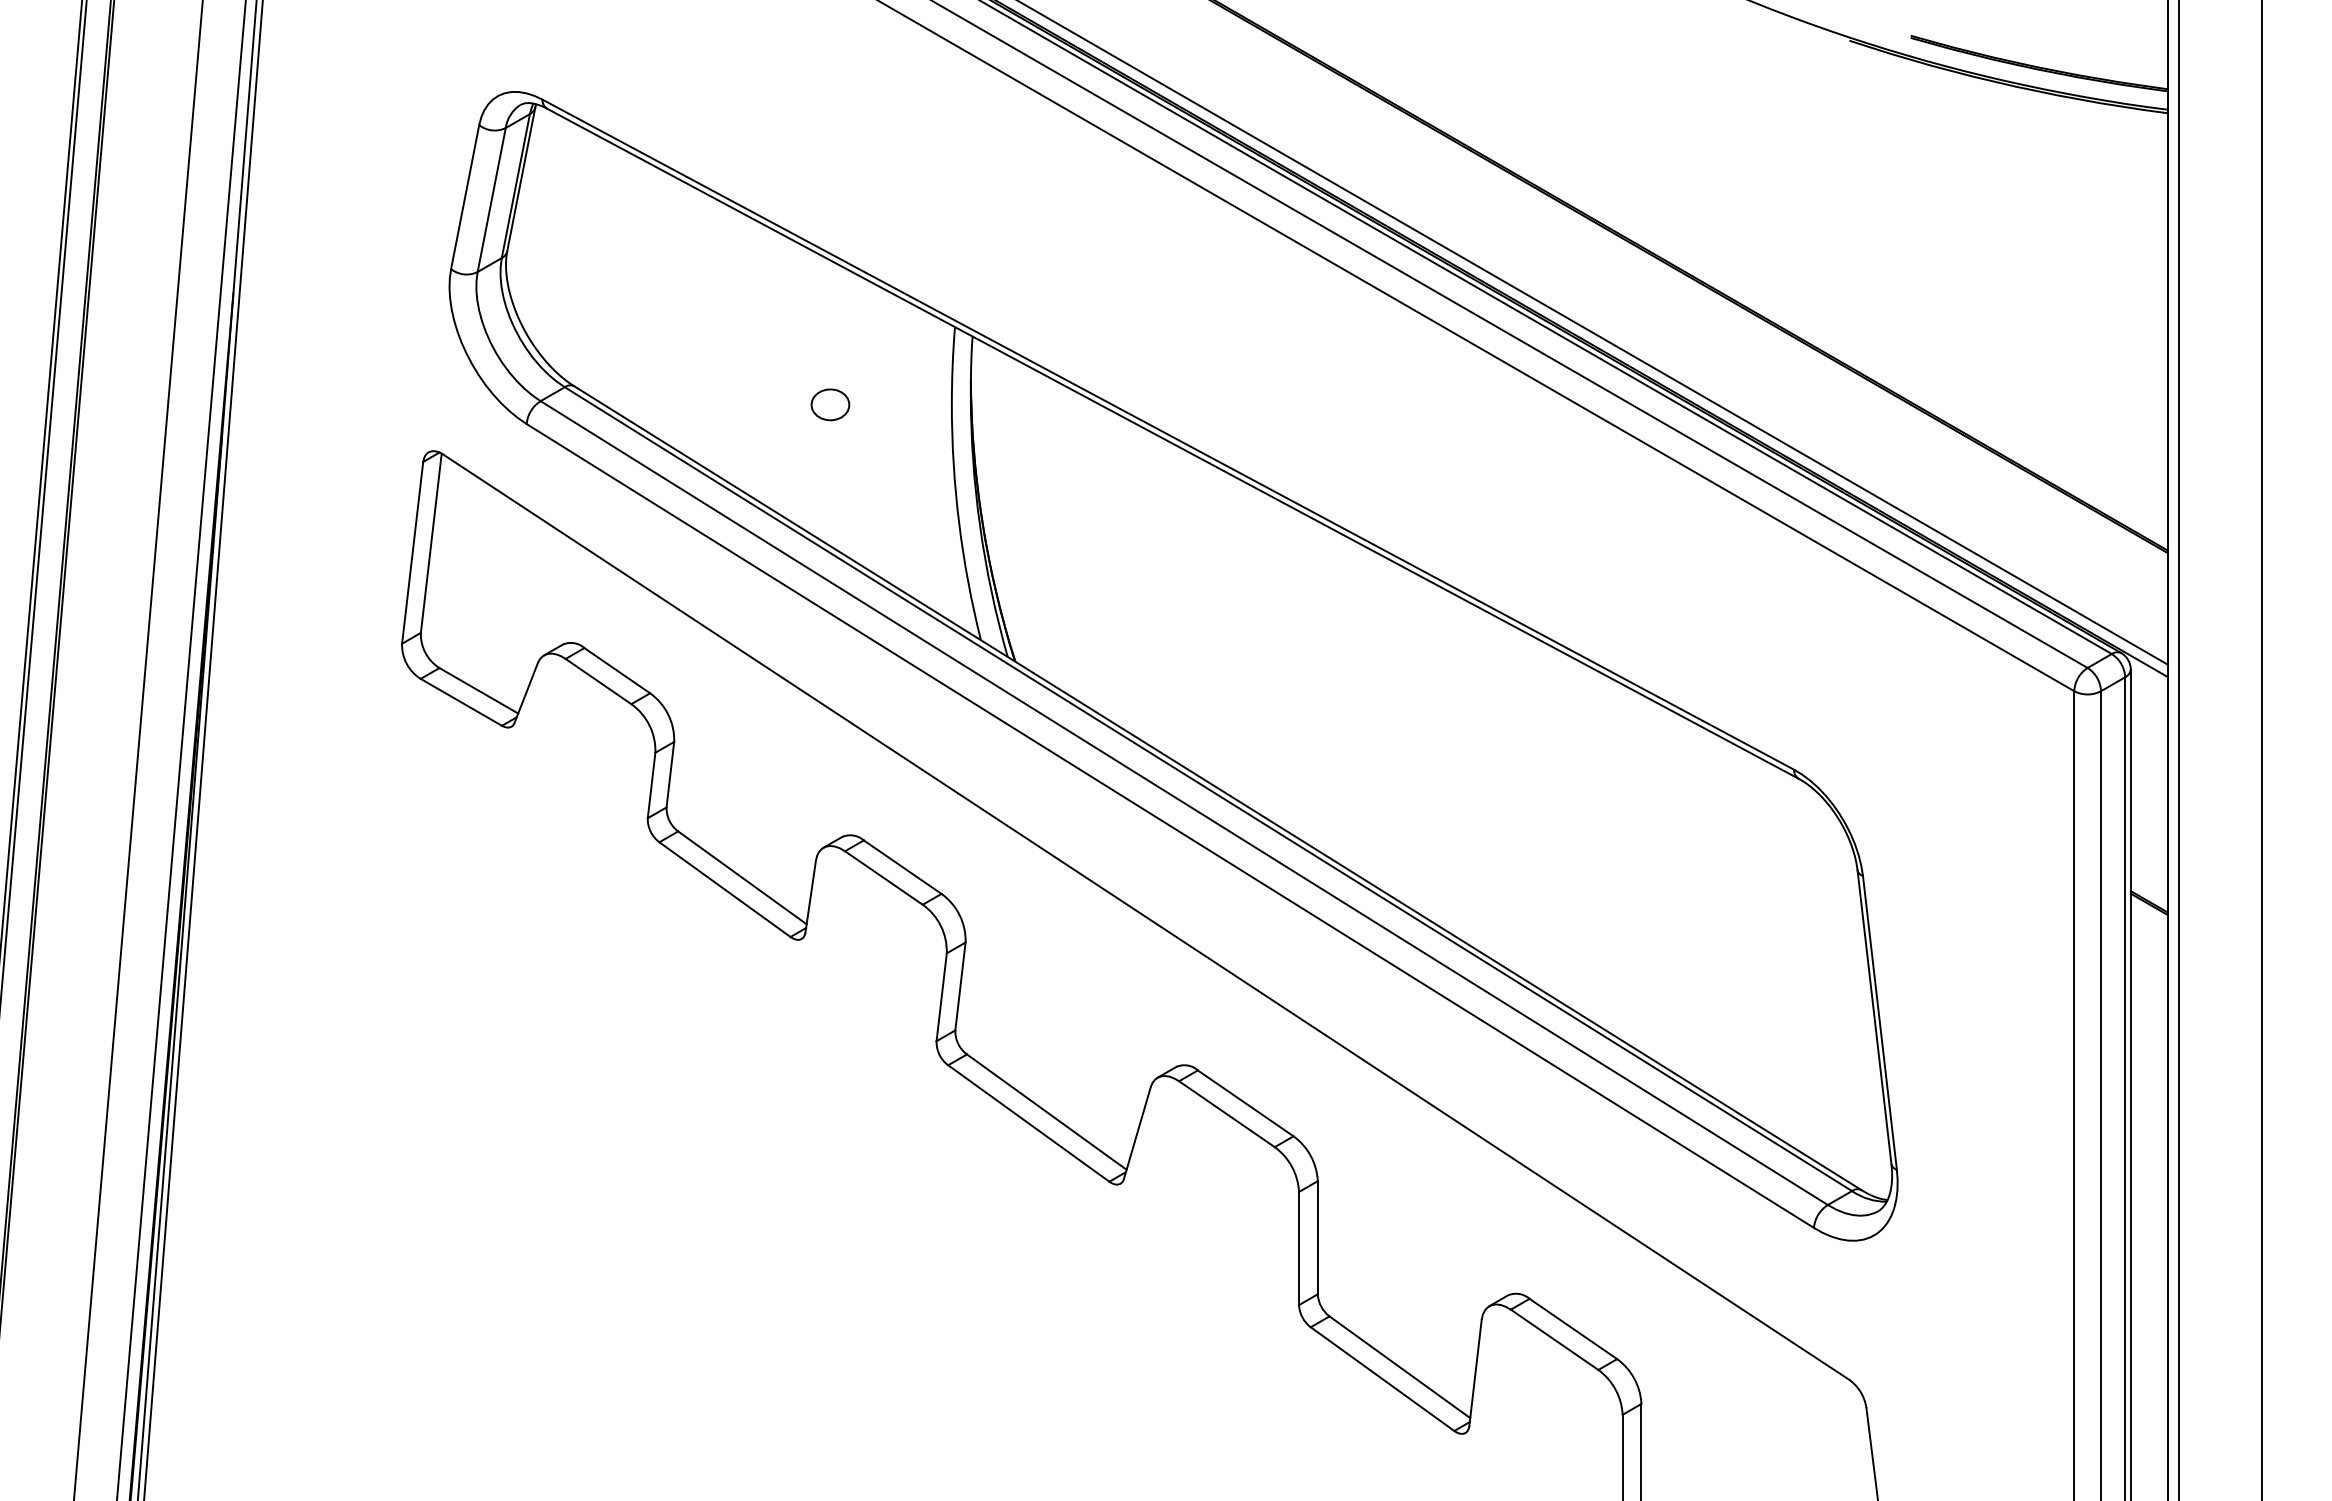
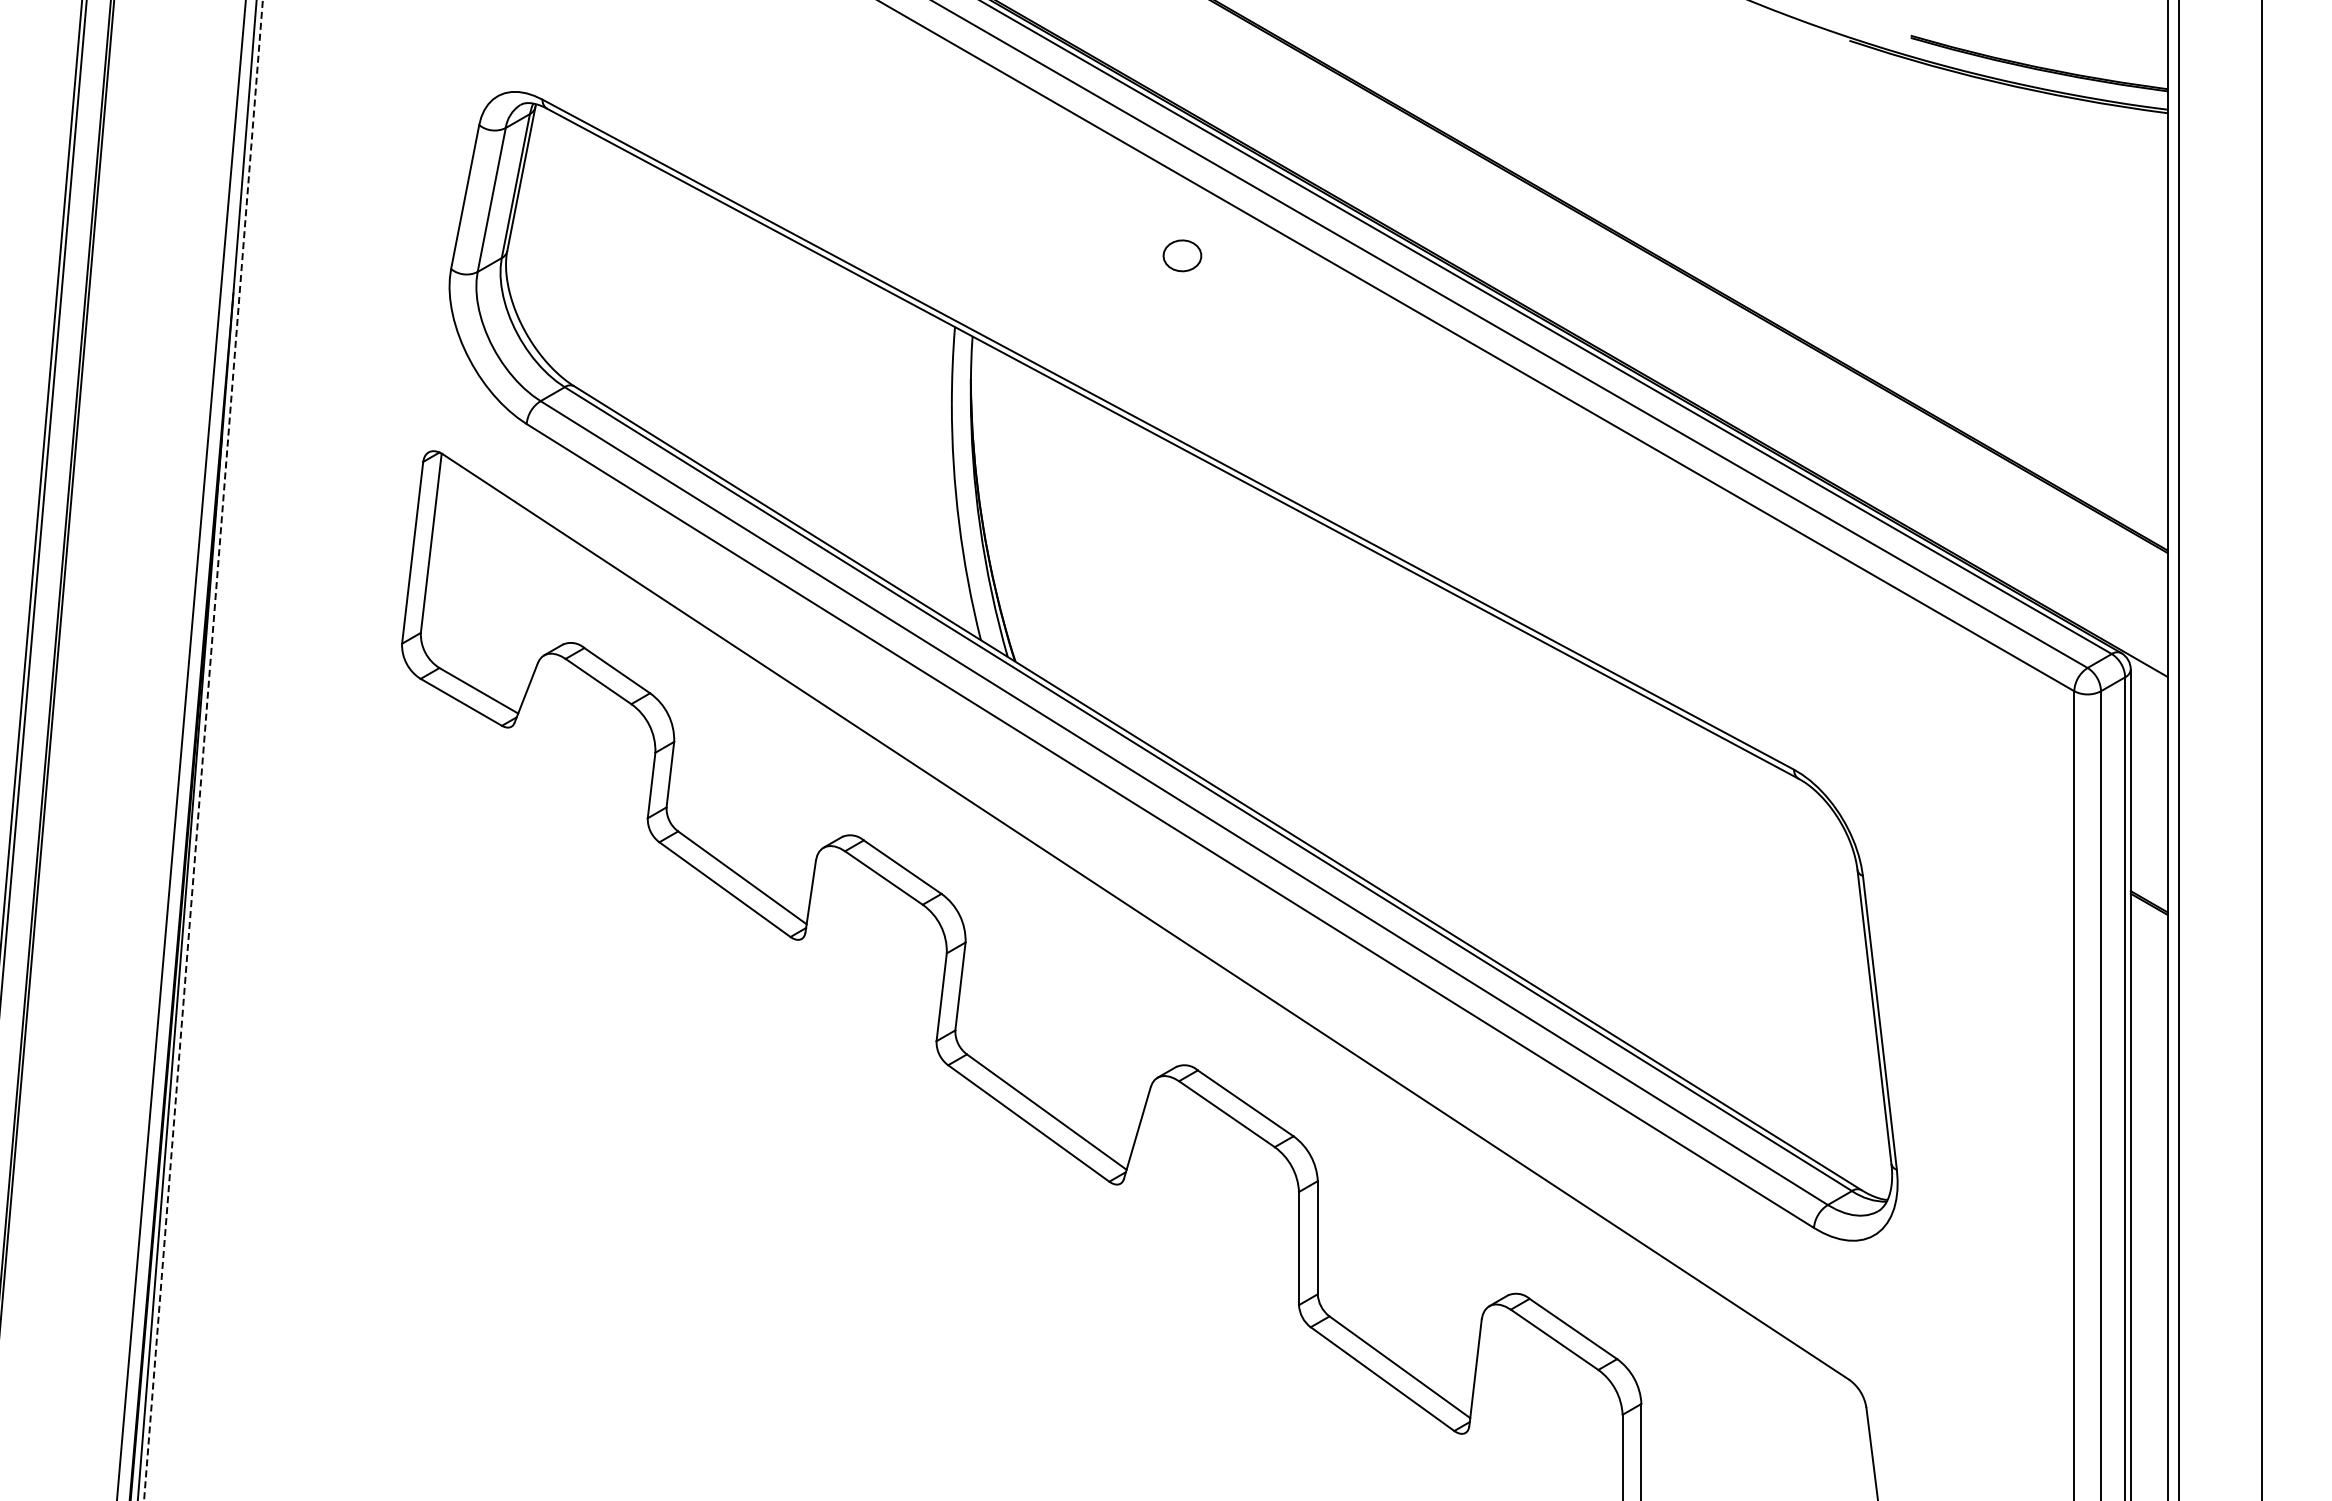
line: present -> none (1593, 333)
part position: (830, 404) -> (1182, 255) (1182, 255)
line: present -> none (138, 749)
line: solid -> dashed (203, 751)
